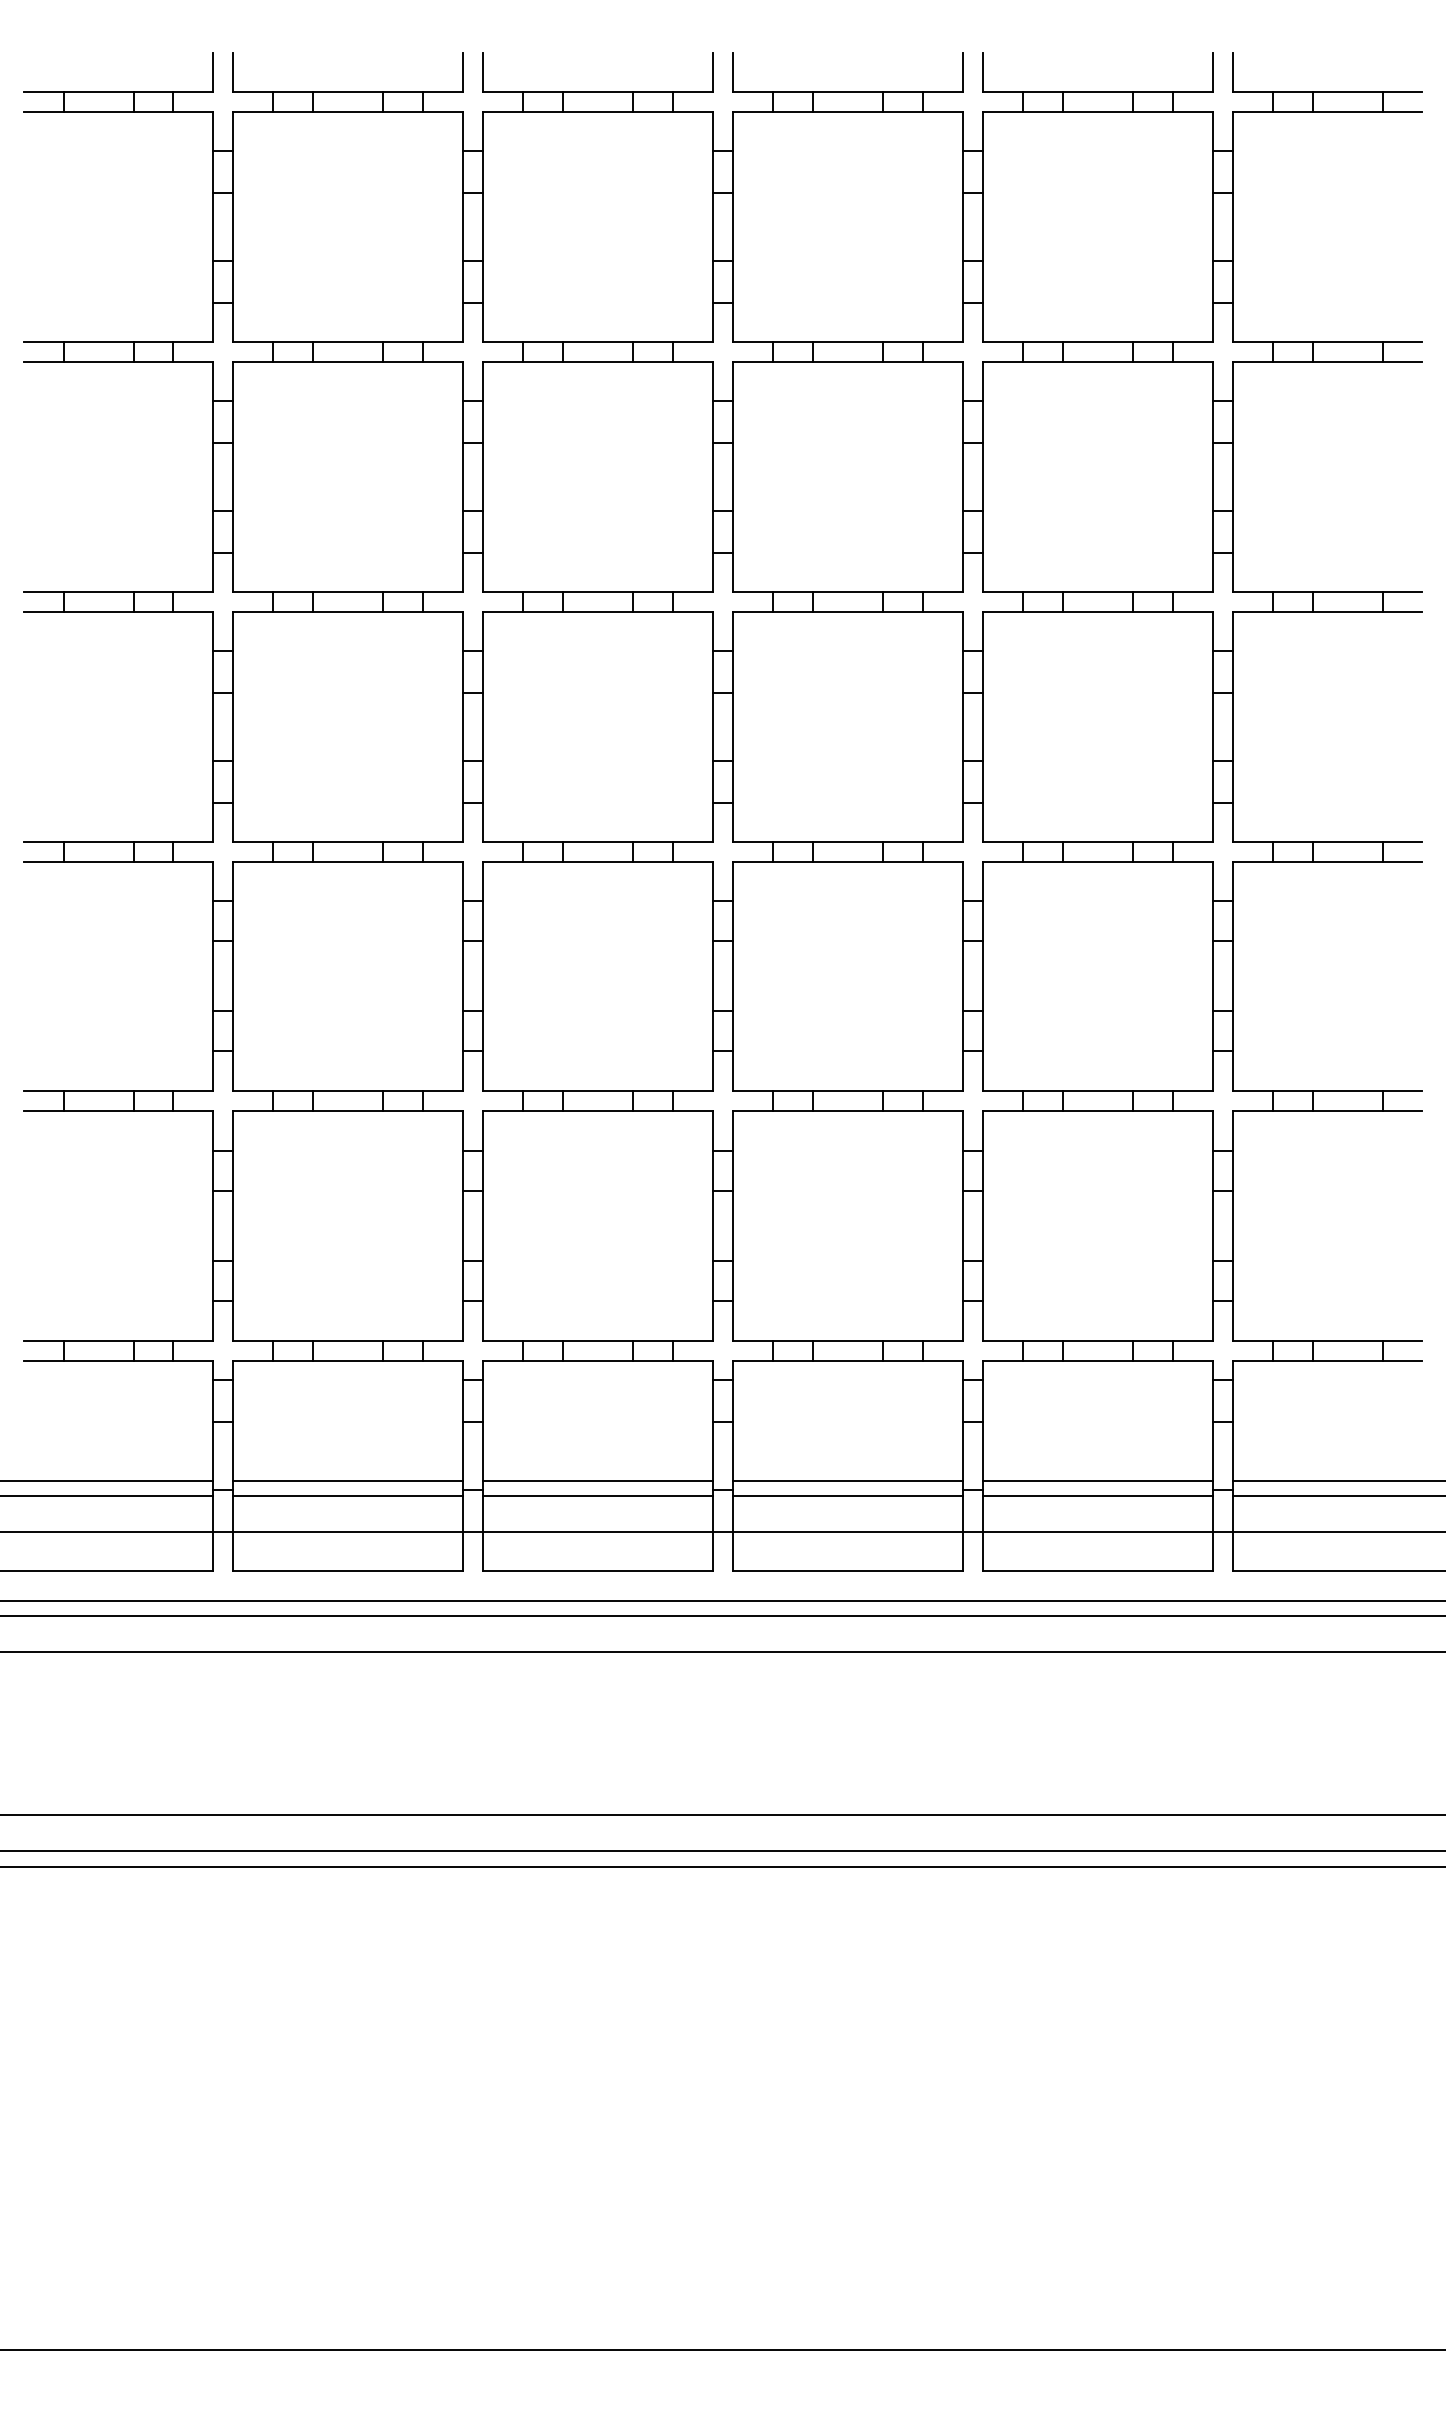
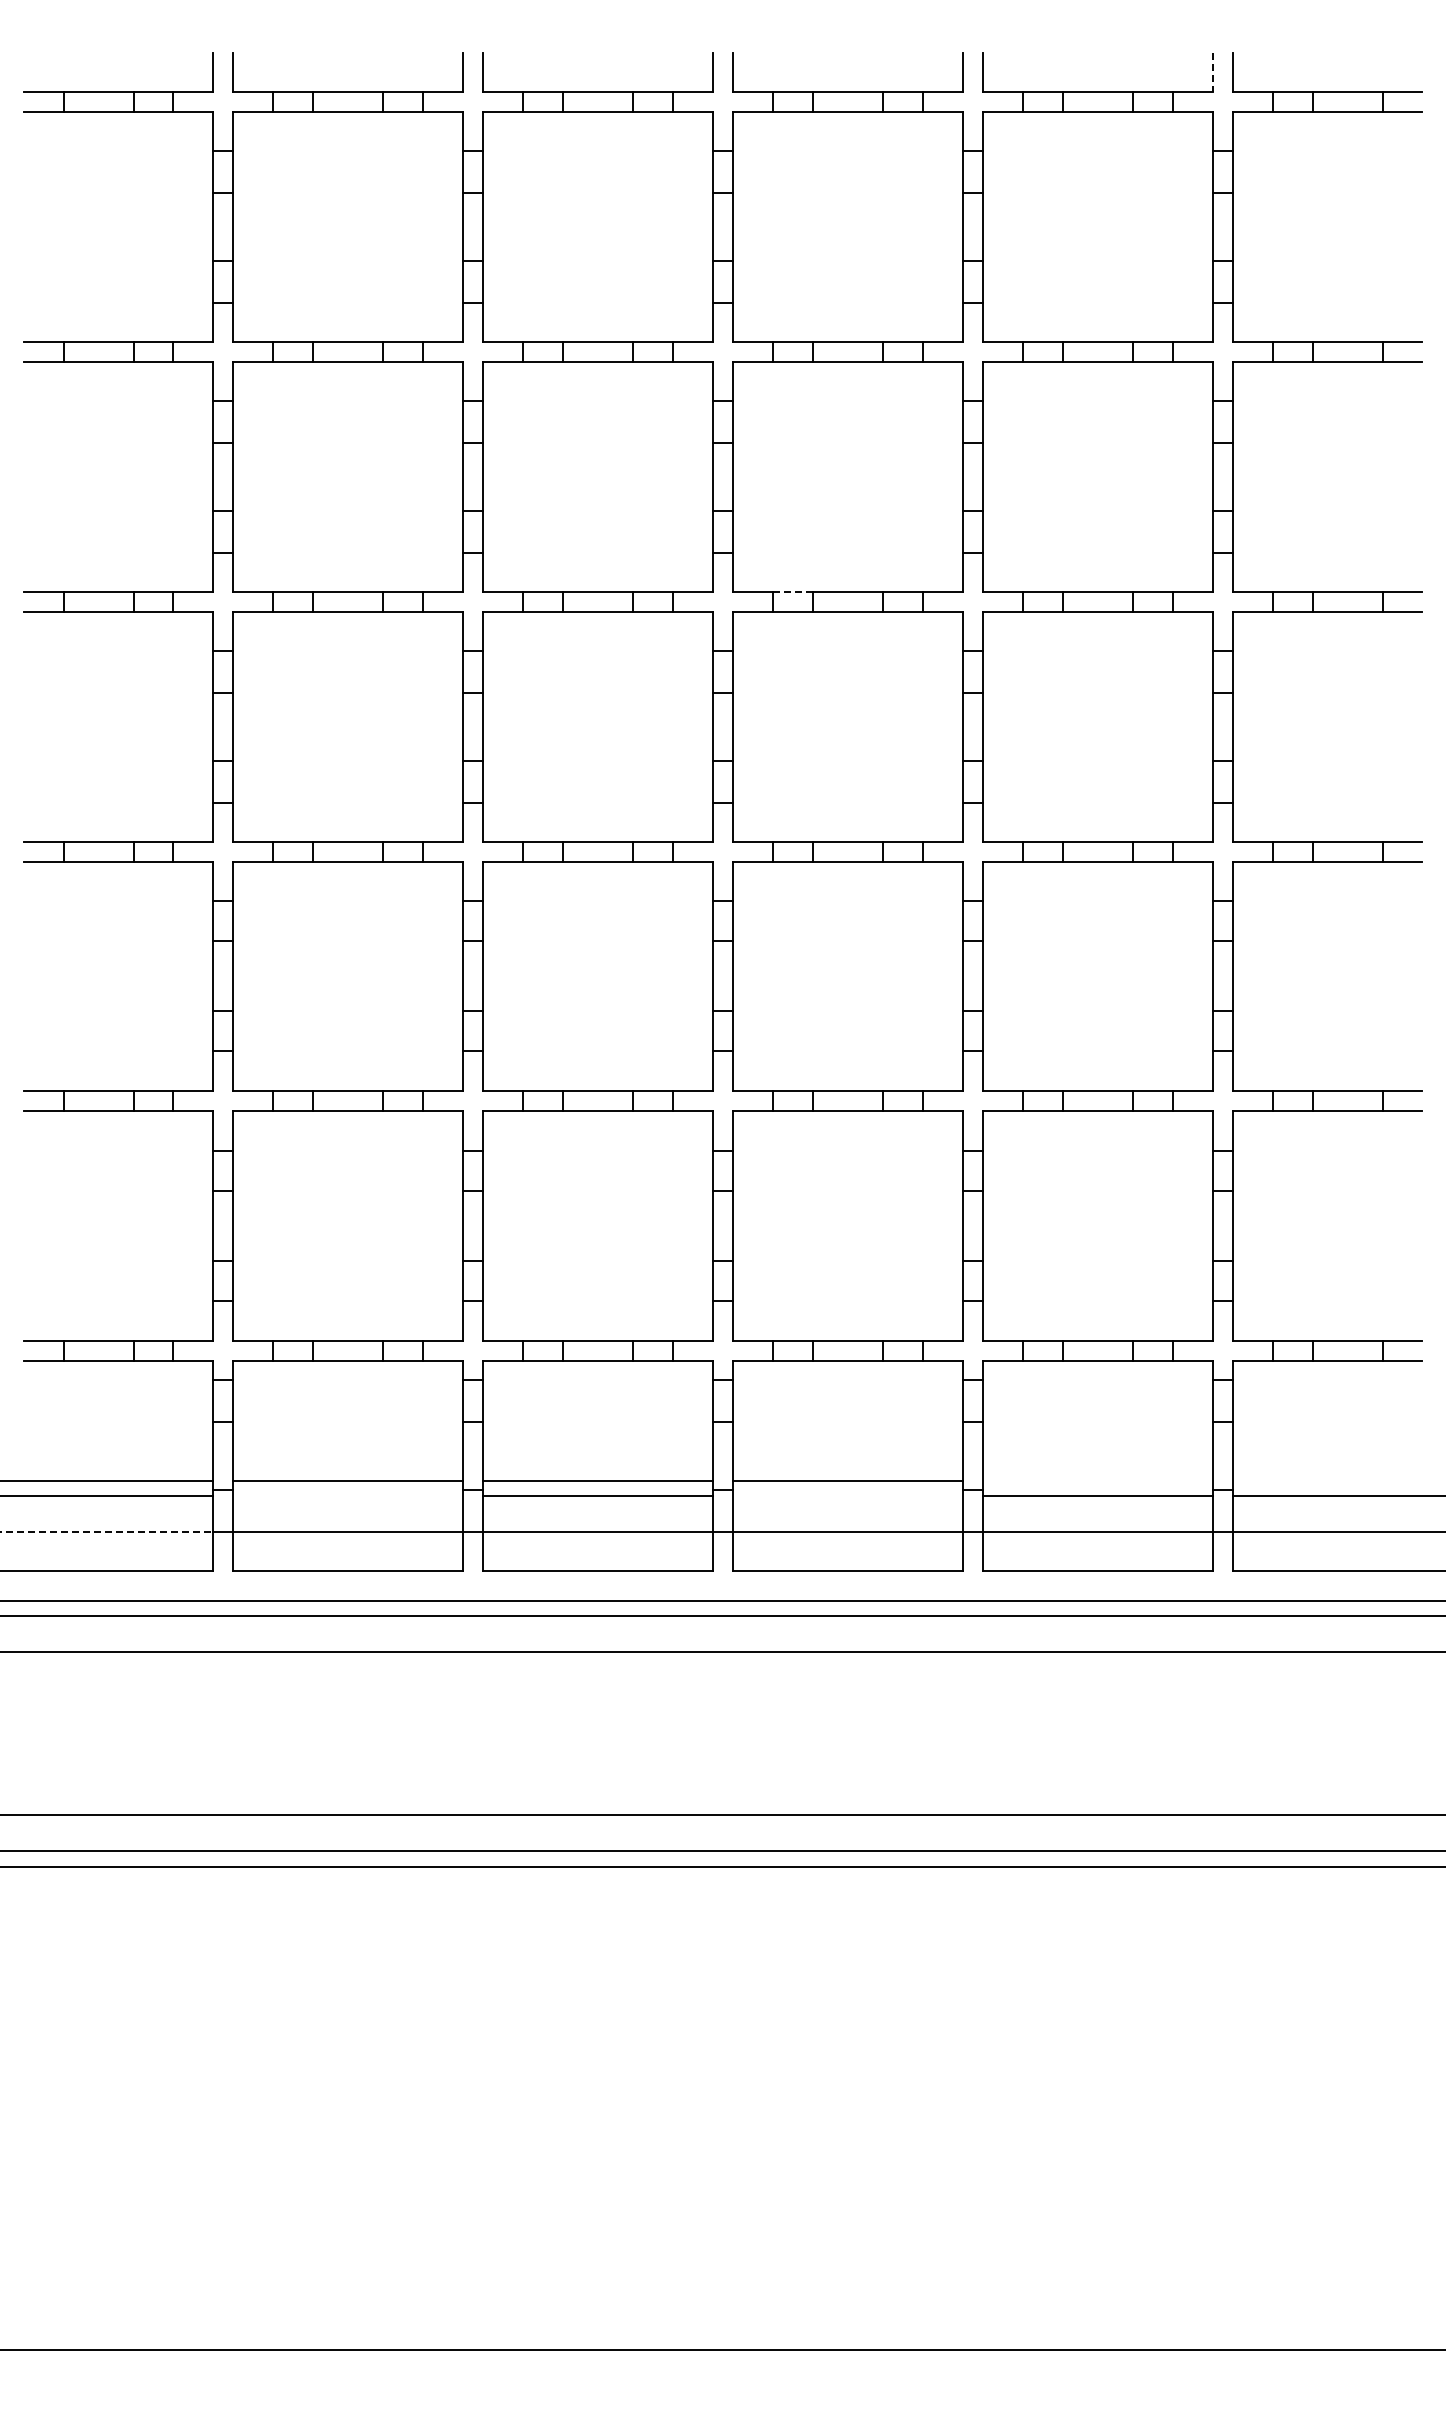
line: solid -> dashed (1212, 73)
line: solid -> dashed (792, 591)
line: present -> none (1097, 1480)
line: present -> none (1337, 1480)
line: present -> none (348, 1496)
line: present -> none (847, 1496)
line: solid -> dashed (107, 1531)
